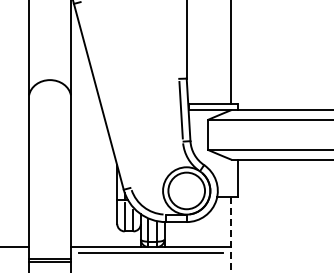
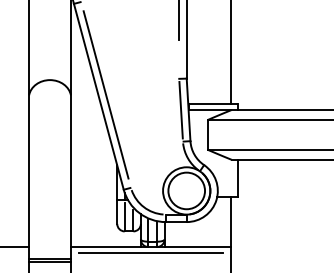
line: none -> present (179, 21)
line: none -> present (105, 94)
line: dashed -> solid (230, 235)
